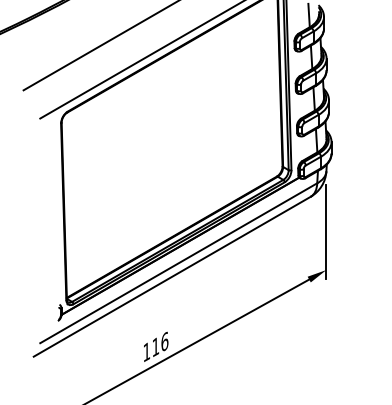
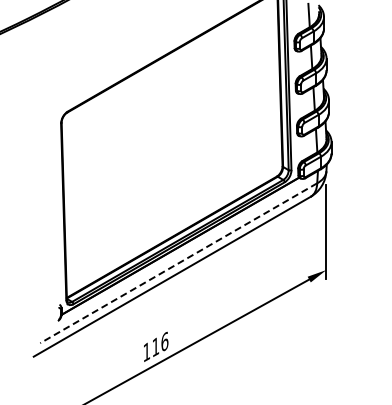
line: present -> none (99, 46)
line: present -> none (140, 60)
line: solid -> dashed (178, 263)
